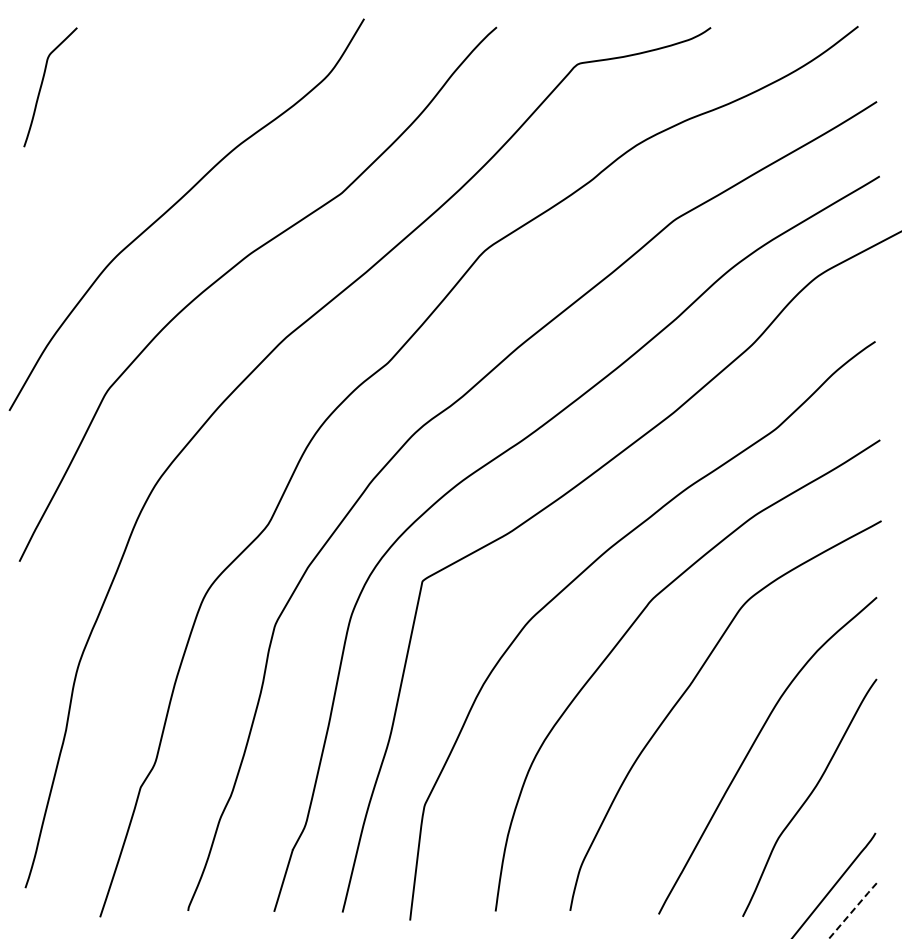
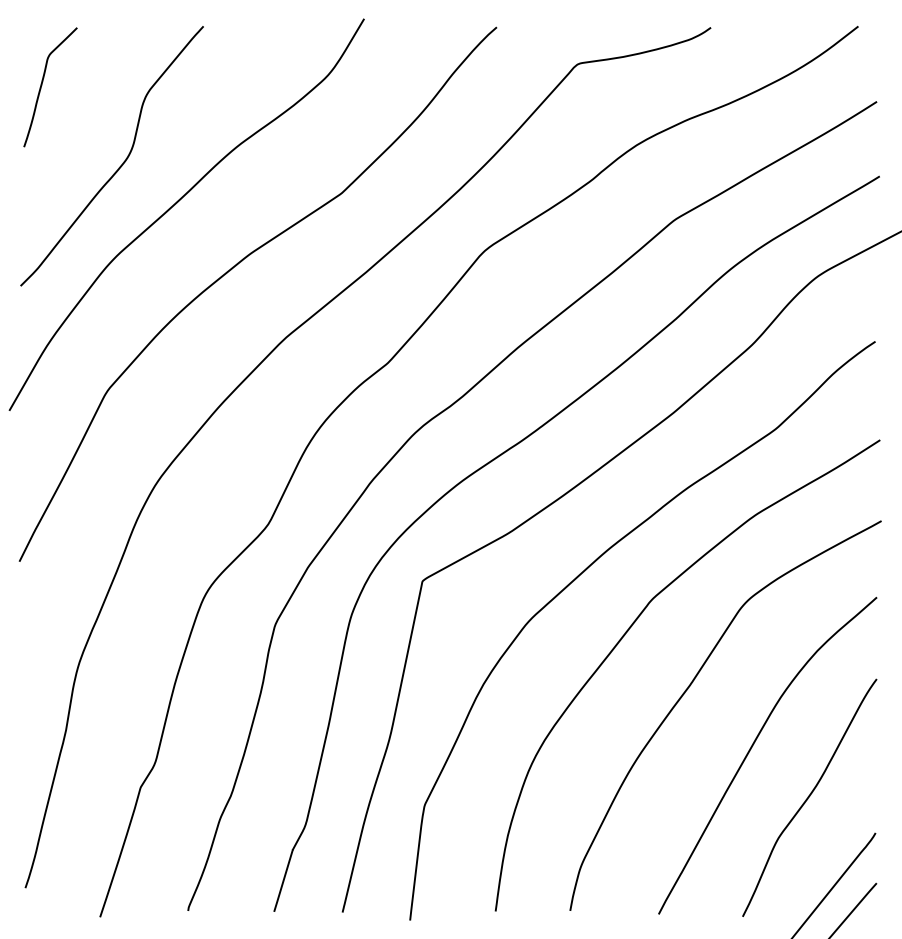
curve: none -> present (120, 165)
line: dashed -> solid (853, 909)
